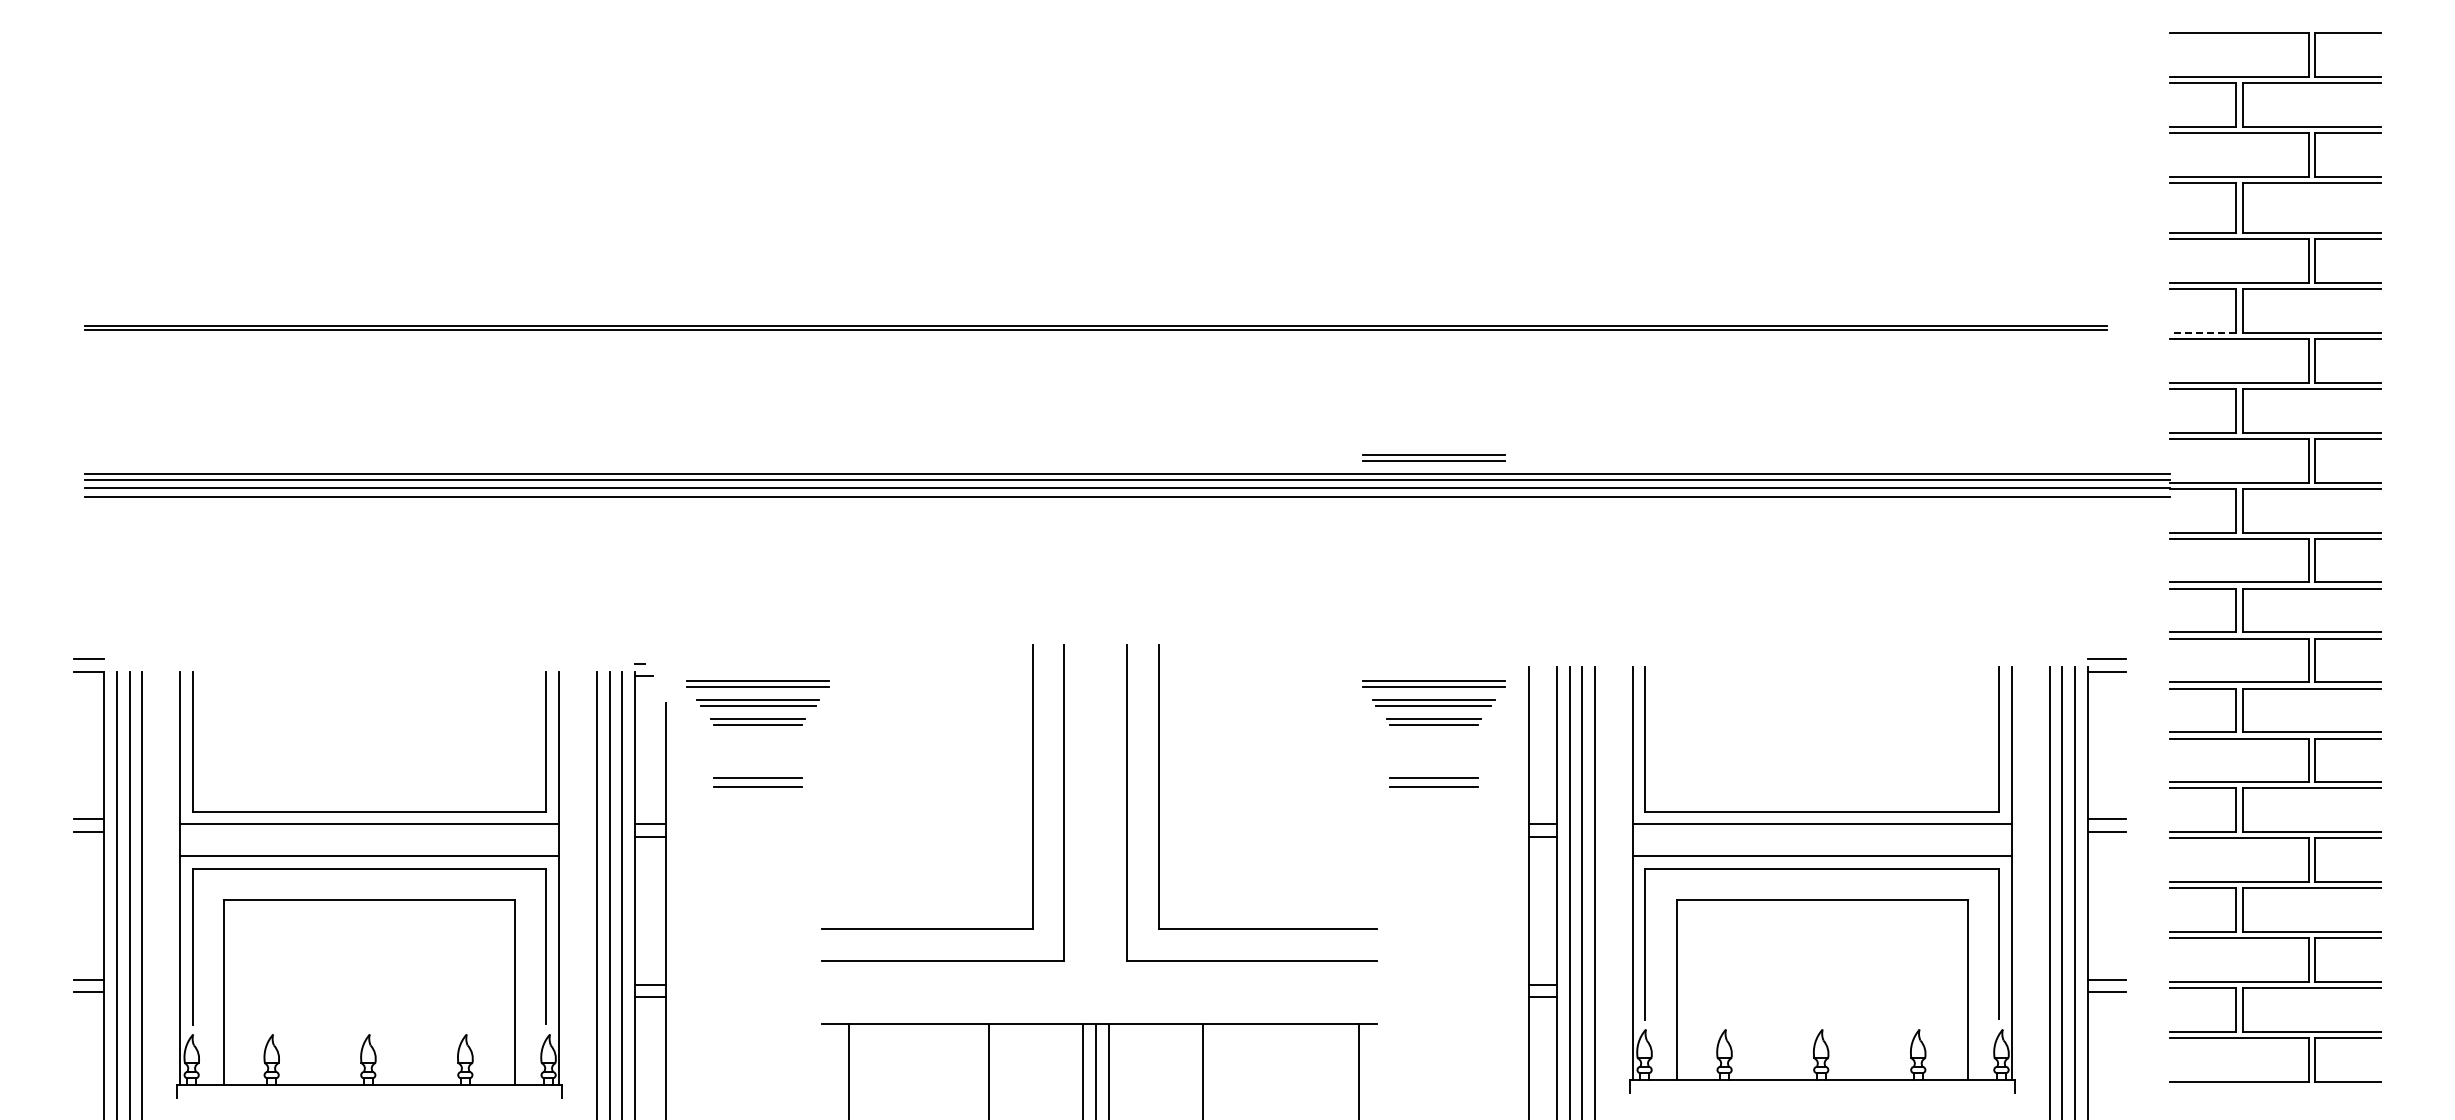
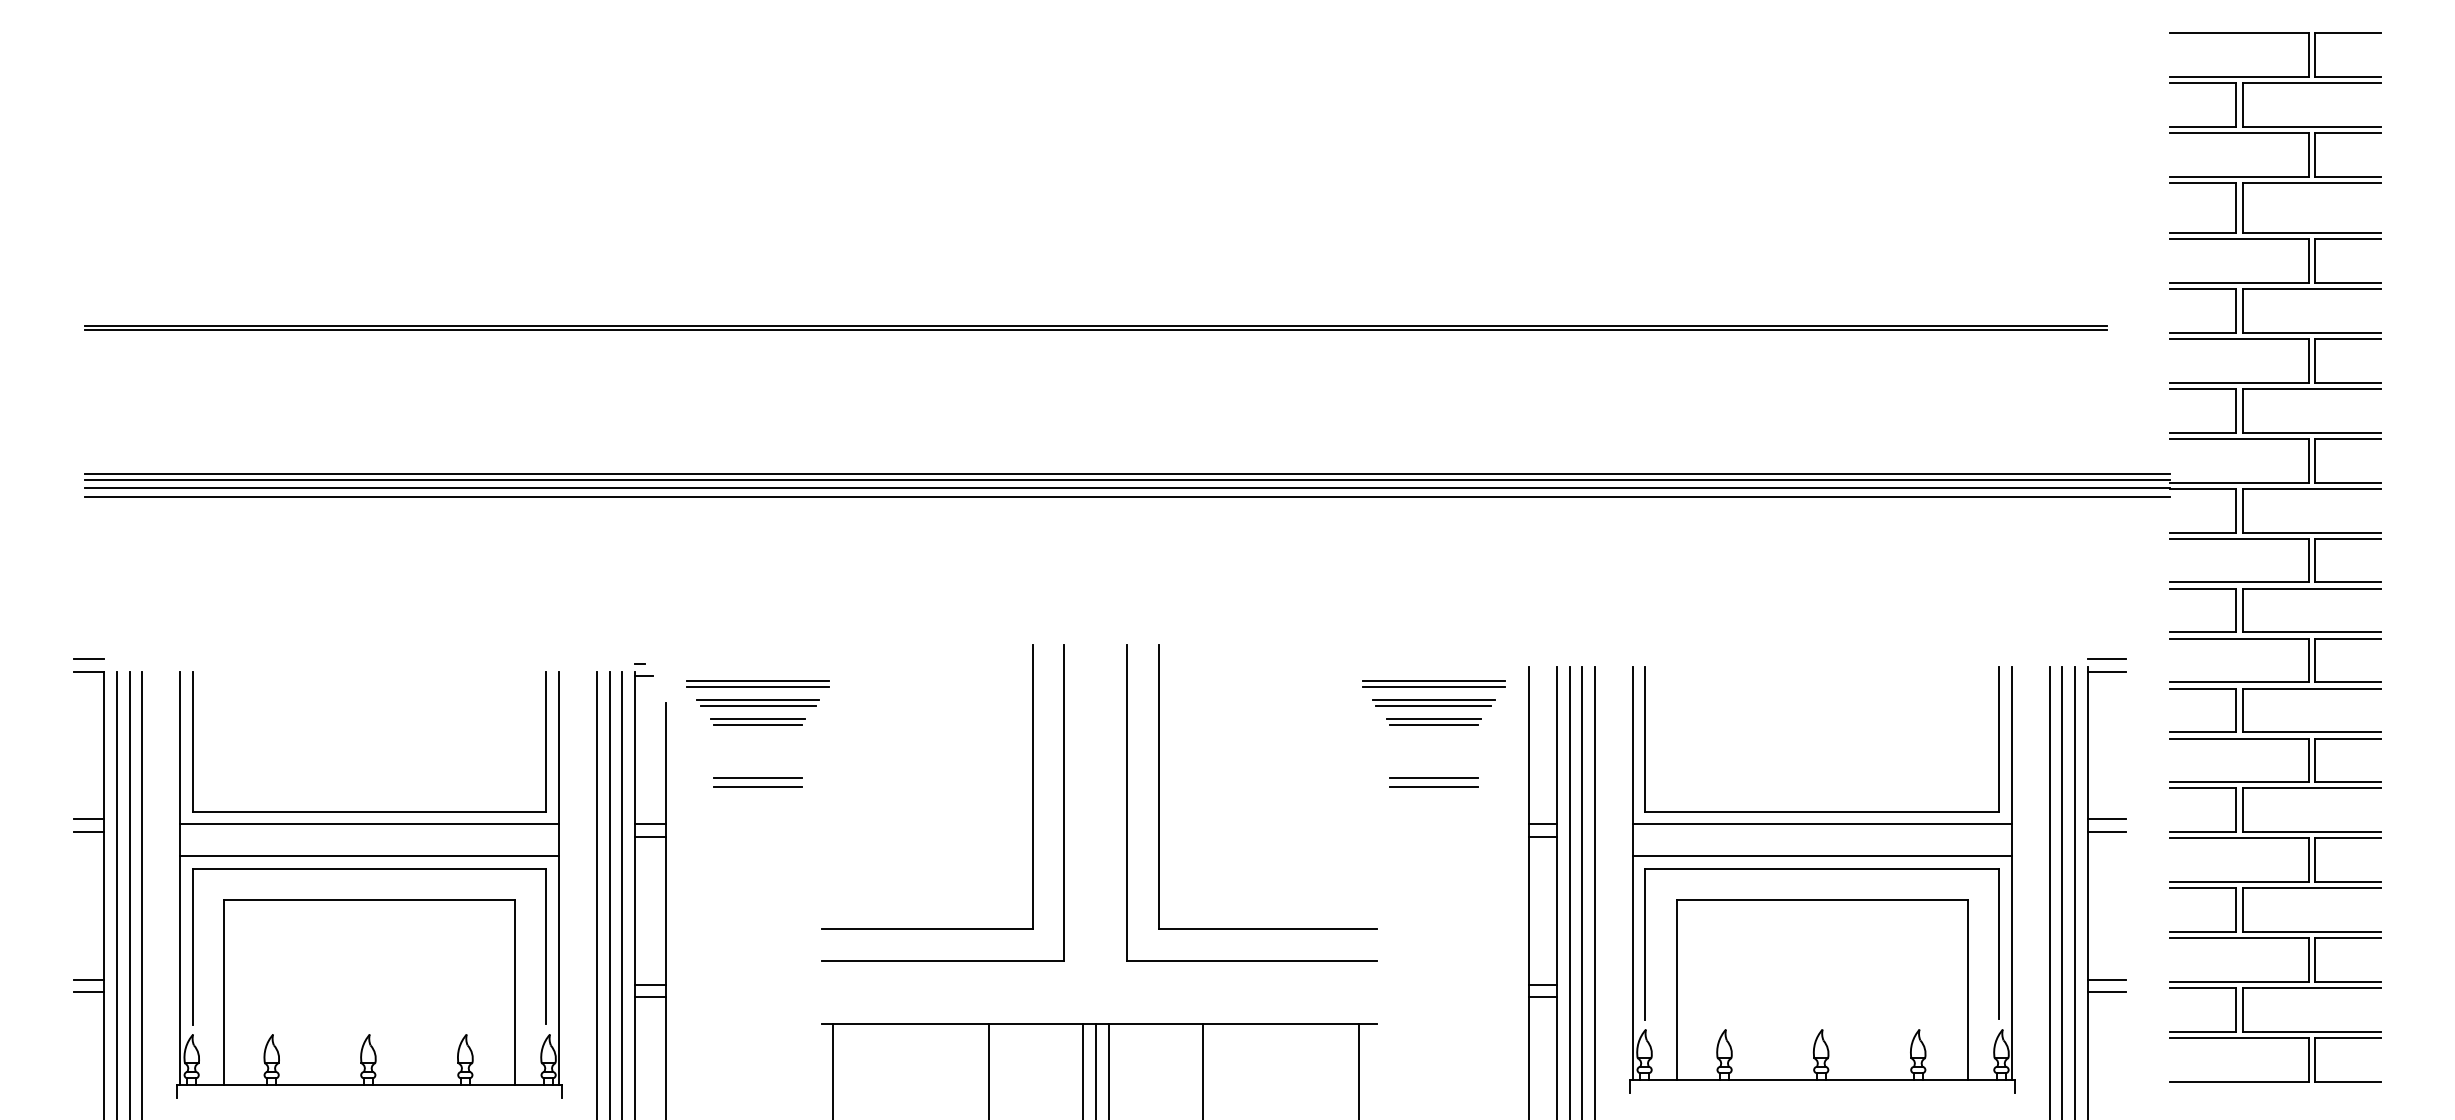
line: dashed -> solid (2202, 332)
part: present -> none (1433, 457)
line position: (849, 1069) -> (833, 1069) (833, 1069)
